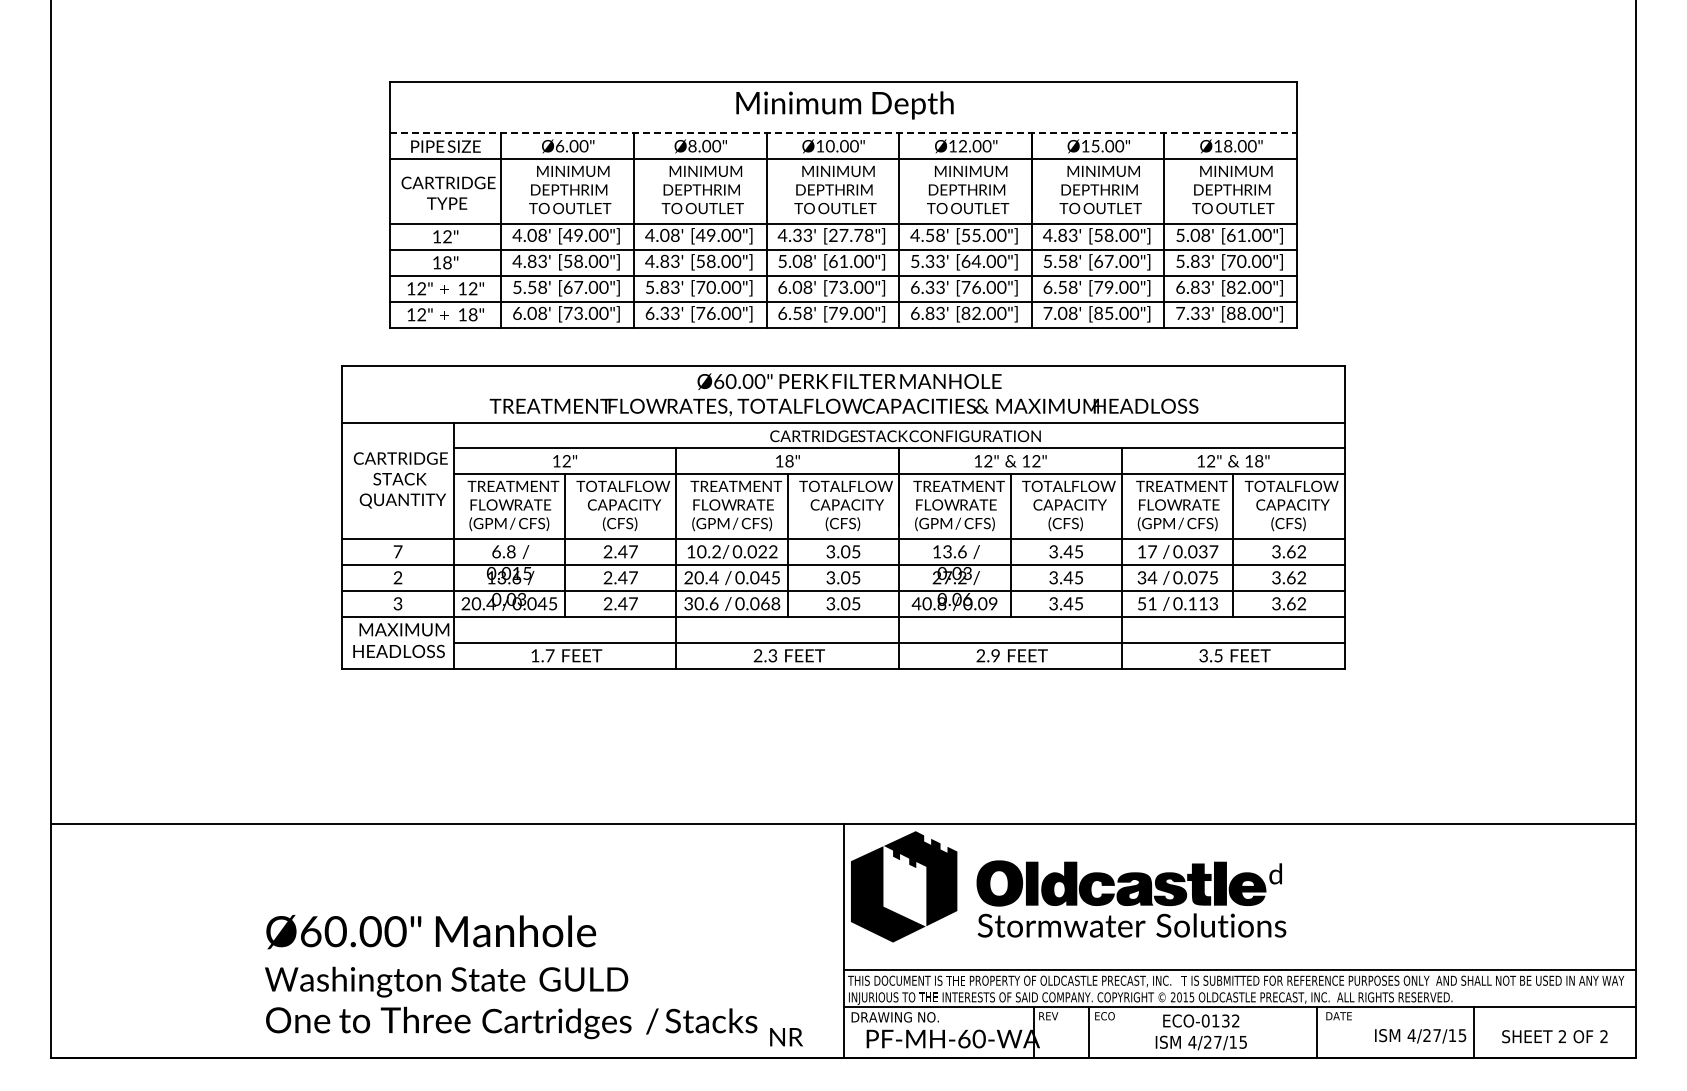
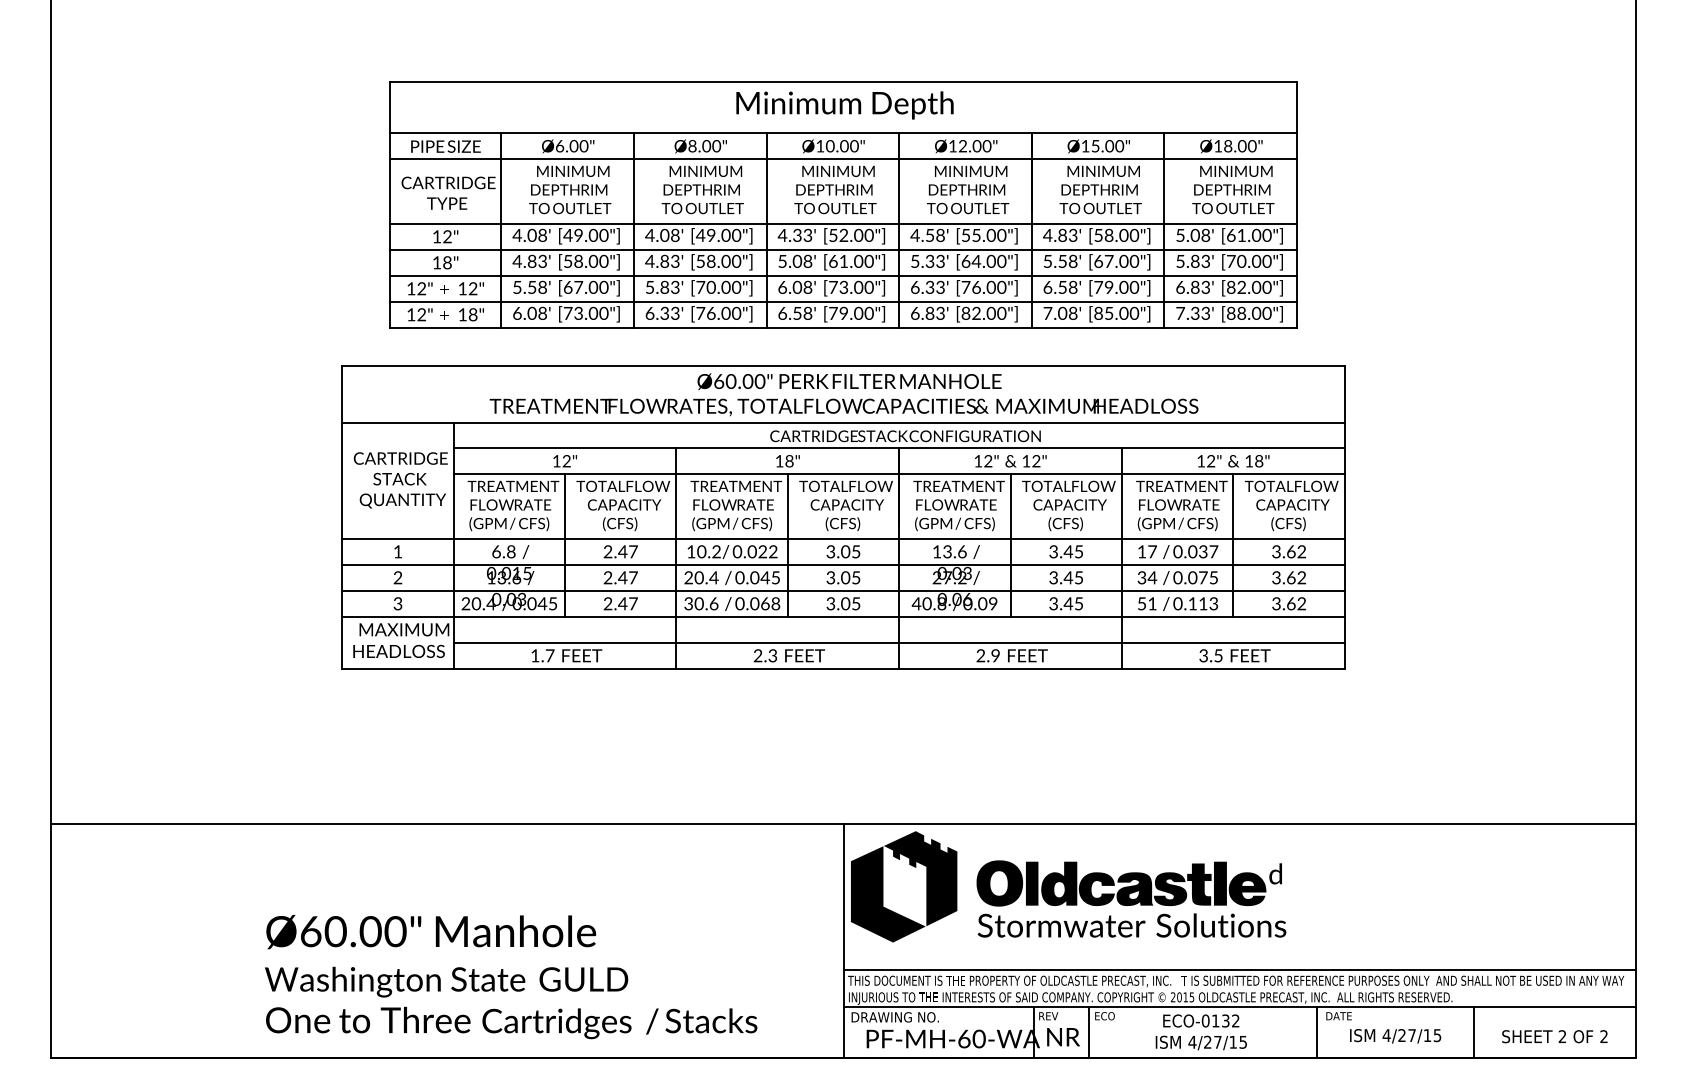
line: dashed -> solid (843, 133)
text: [27.78"] -> [52.00"] (851, 234)
text: 7 -> 1 (397, 551)
text position: (1420, 1036) -> (1395, 1036) (1395, 1036)
text position: (786, 1037) -> (1063, 1037) (1063, 1037)
